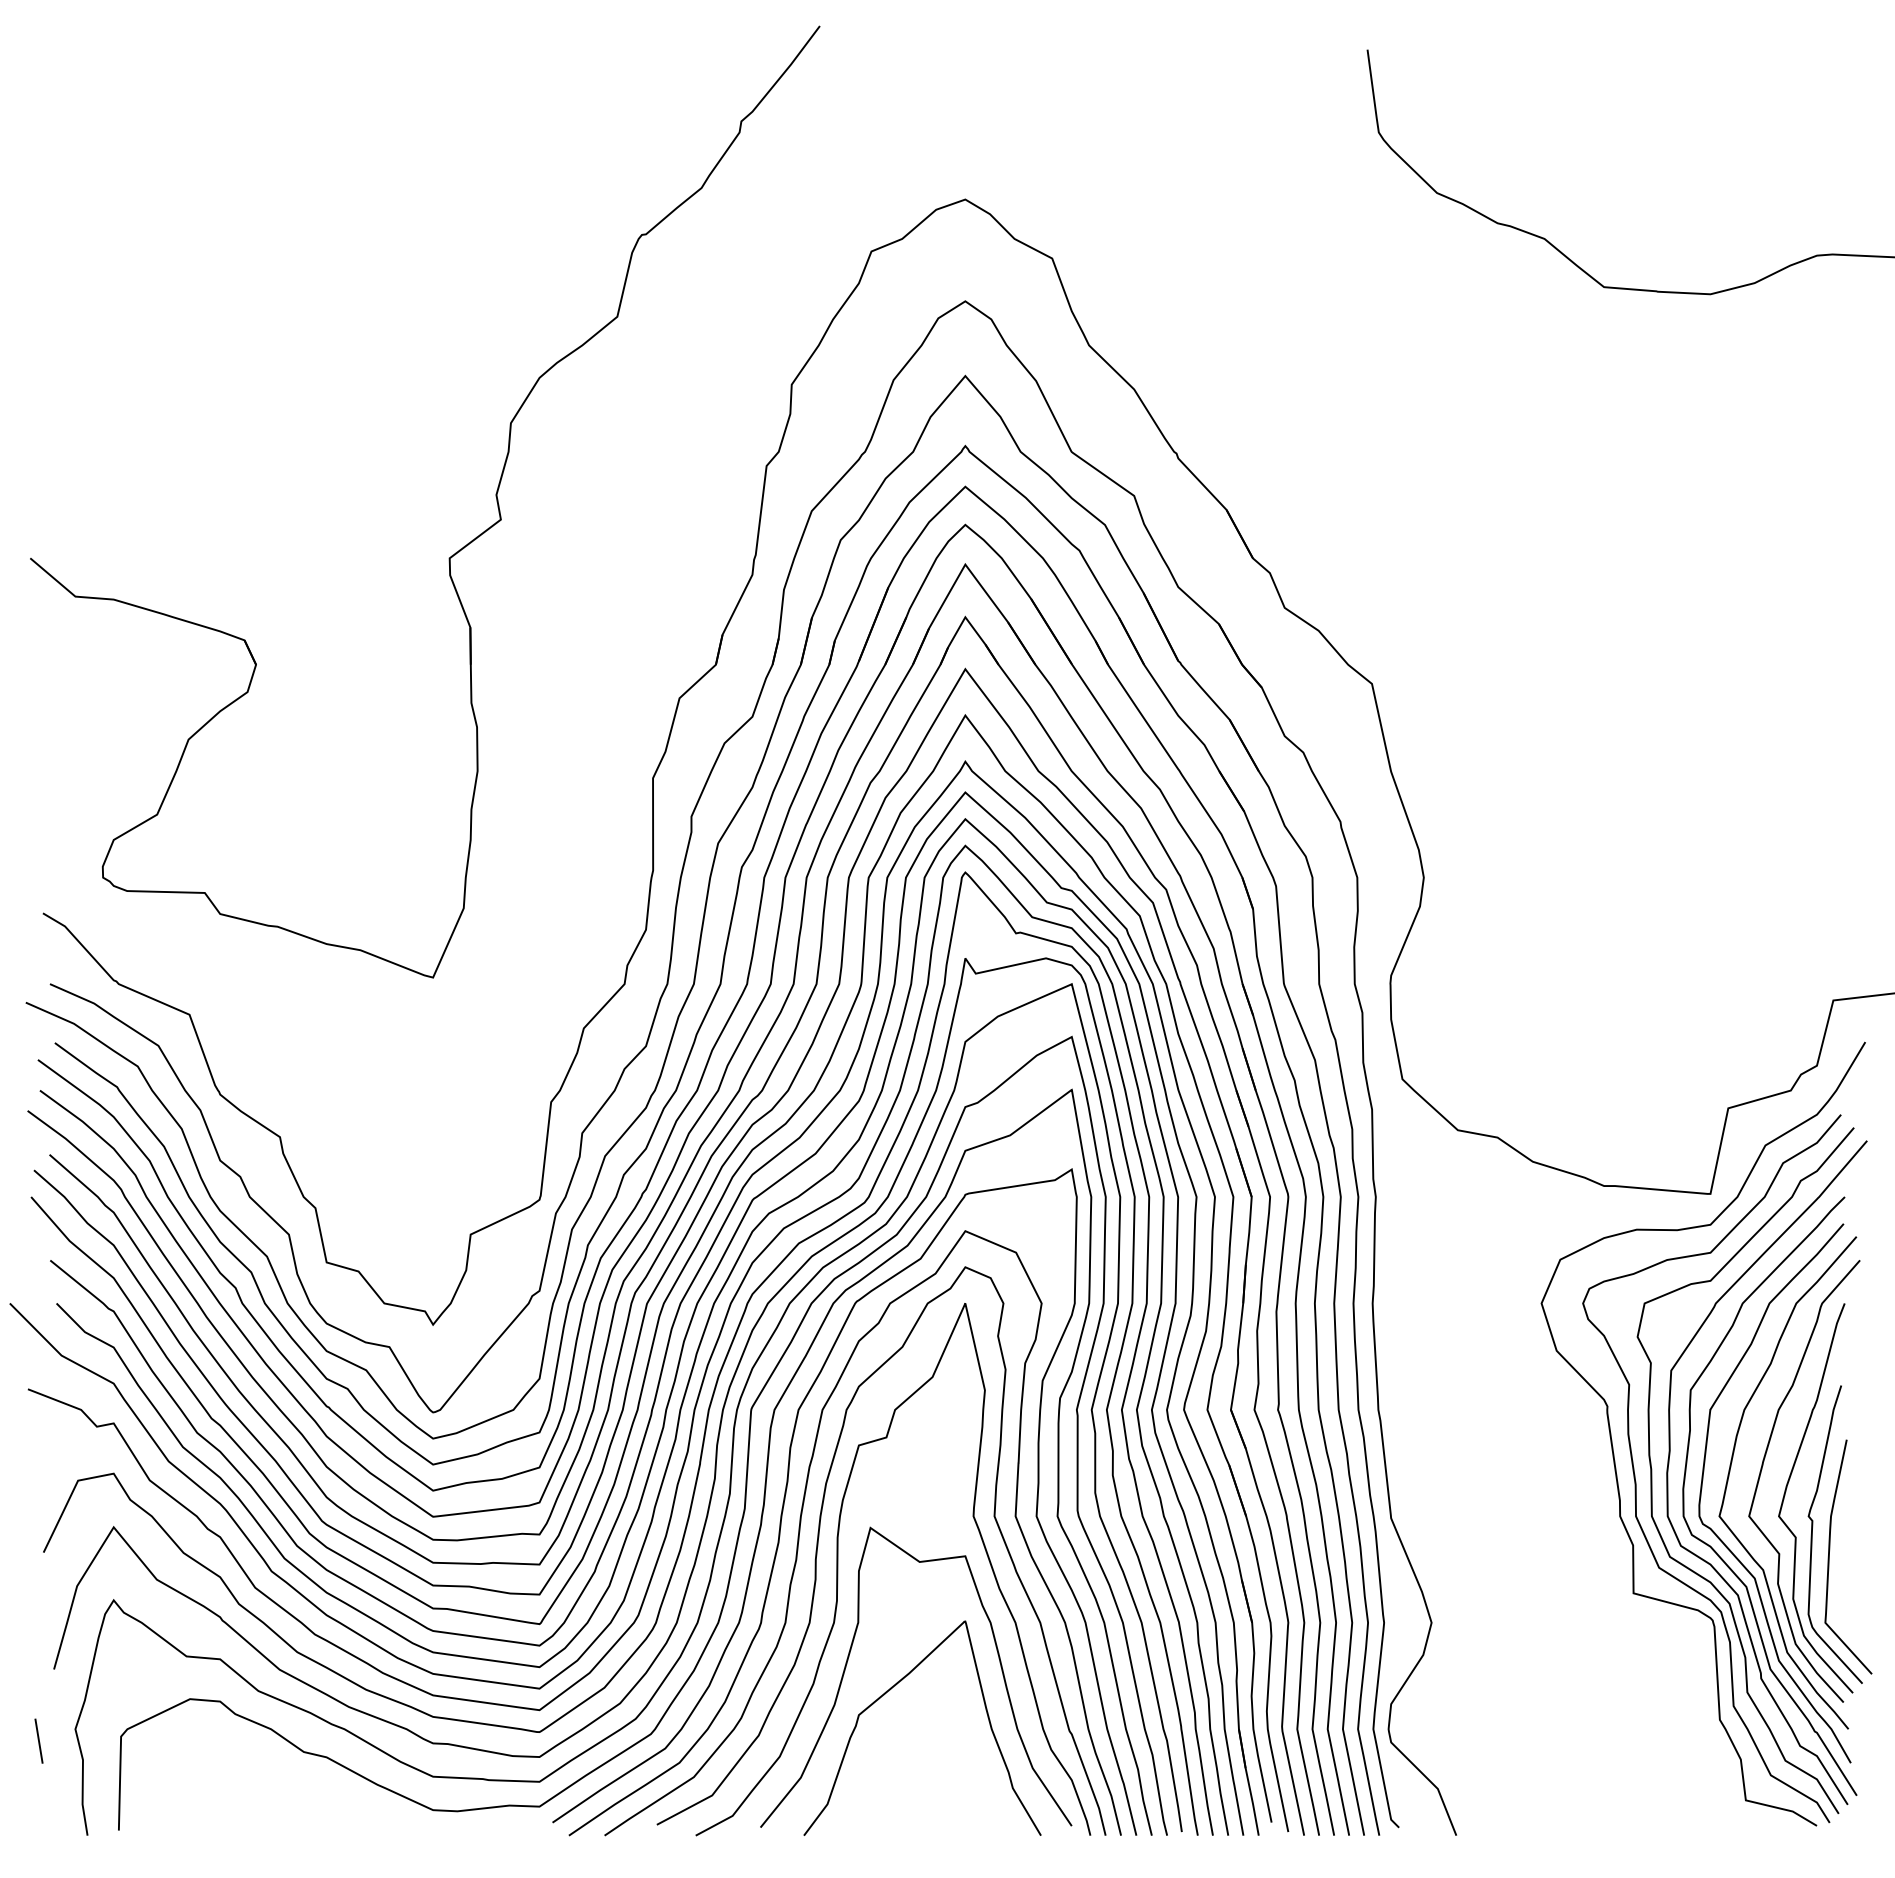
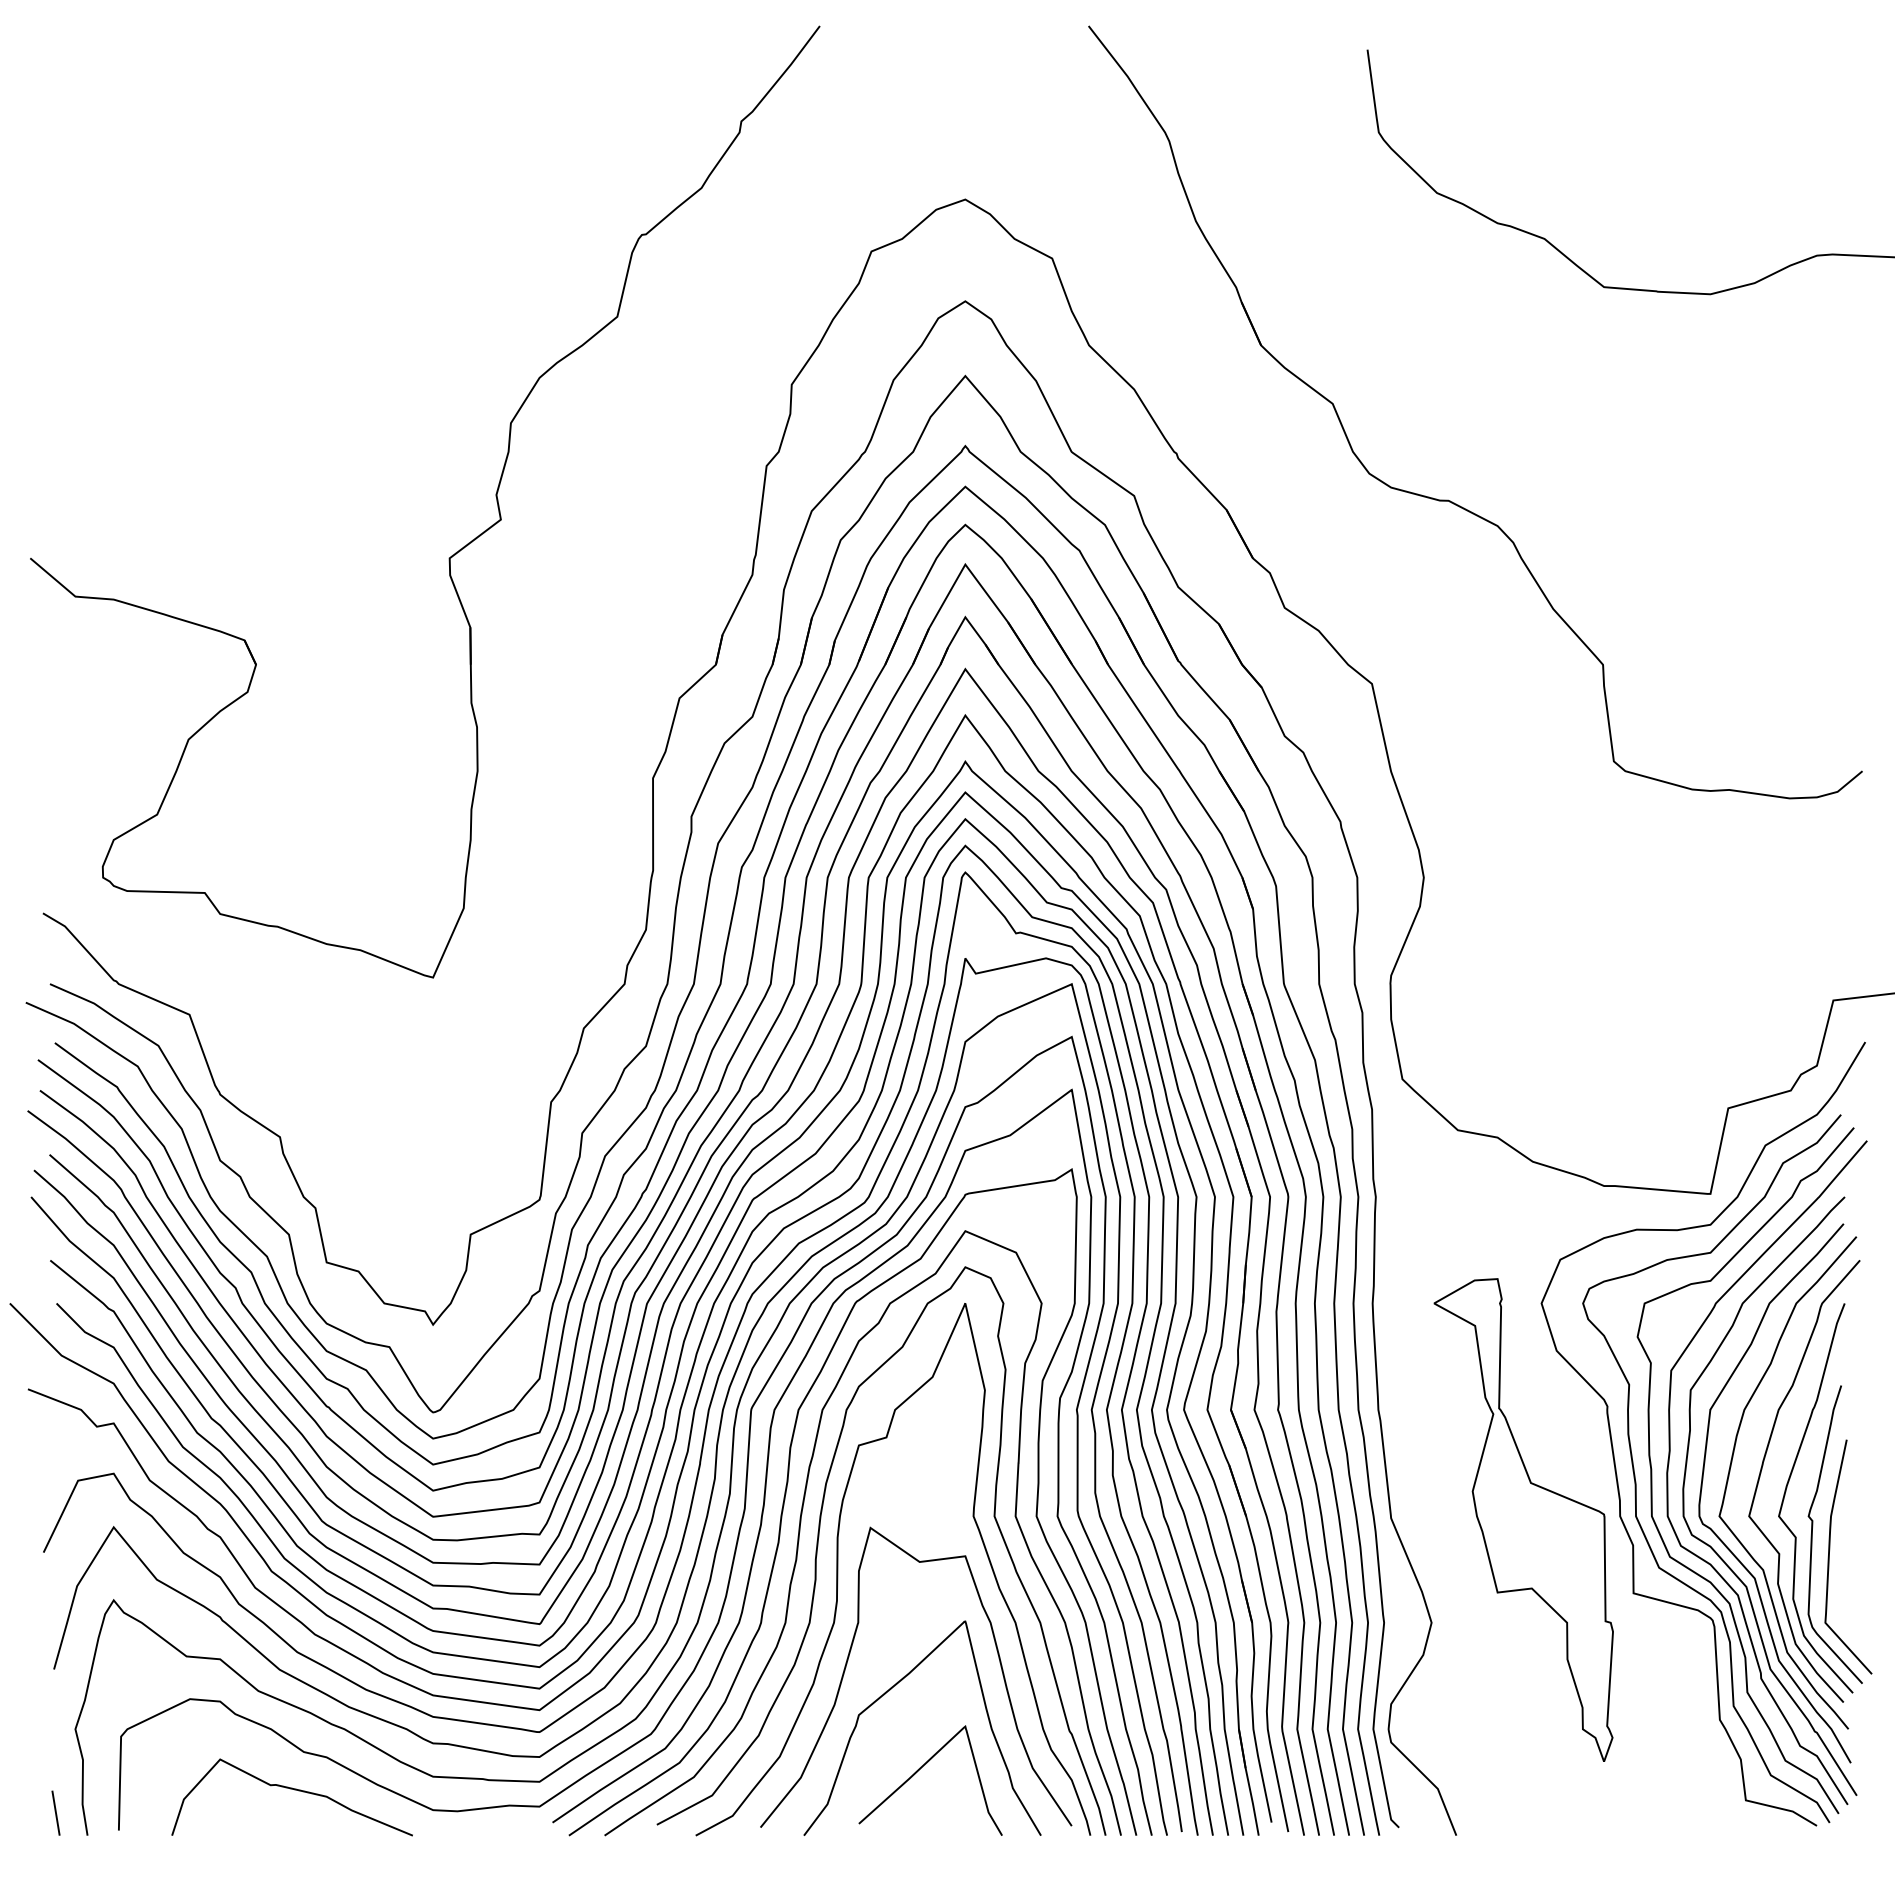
part: none -> present (1448, 499)
part: none -> present (1523, 1519)
line position: (38, 1740) -> (55, 1812) (55, 1812)
curve: none -> present (920, 1769)
curve: none -> present (294, 1790)
